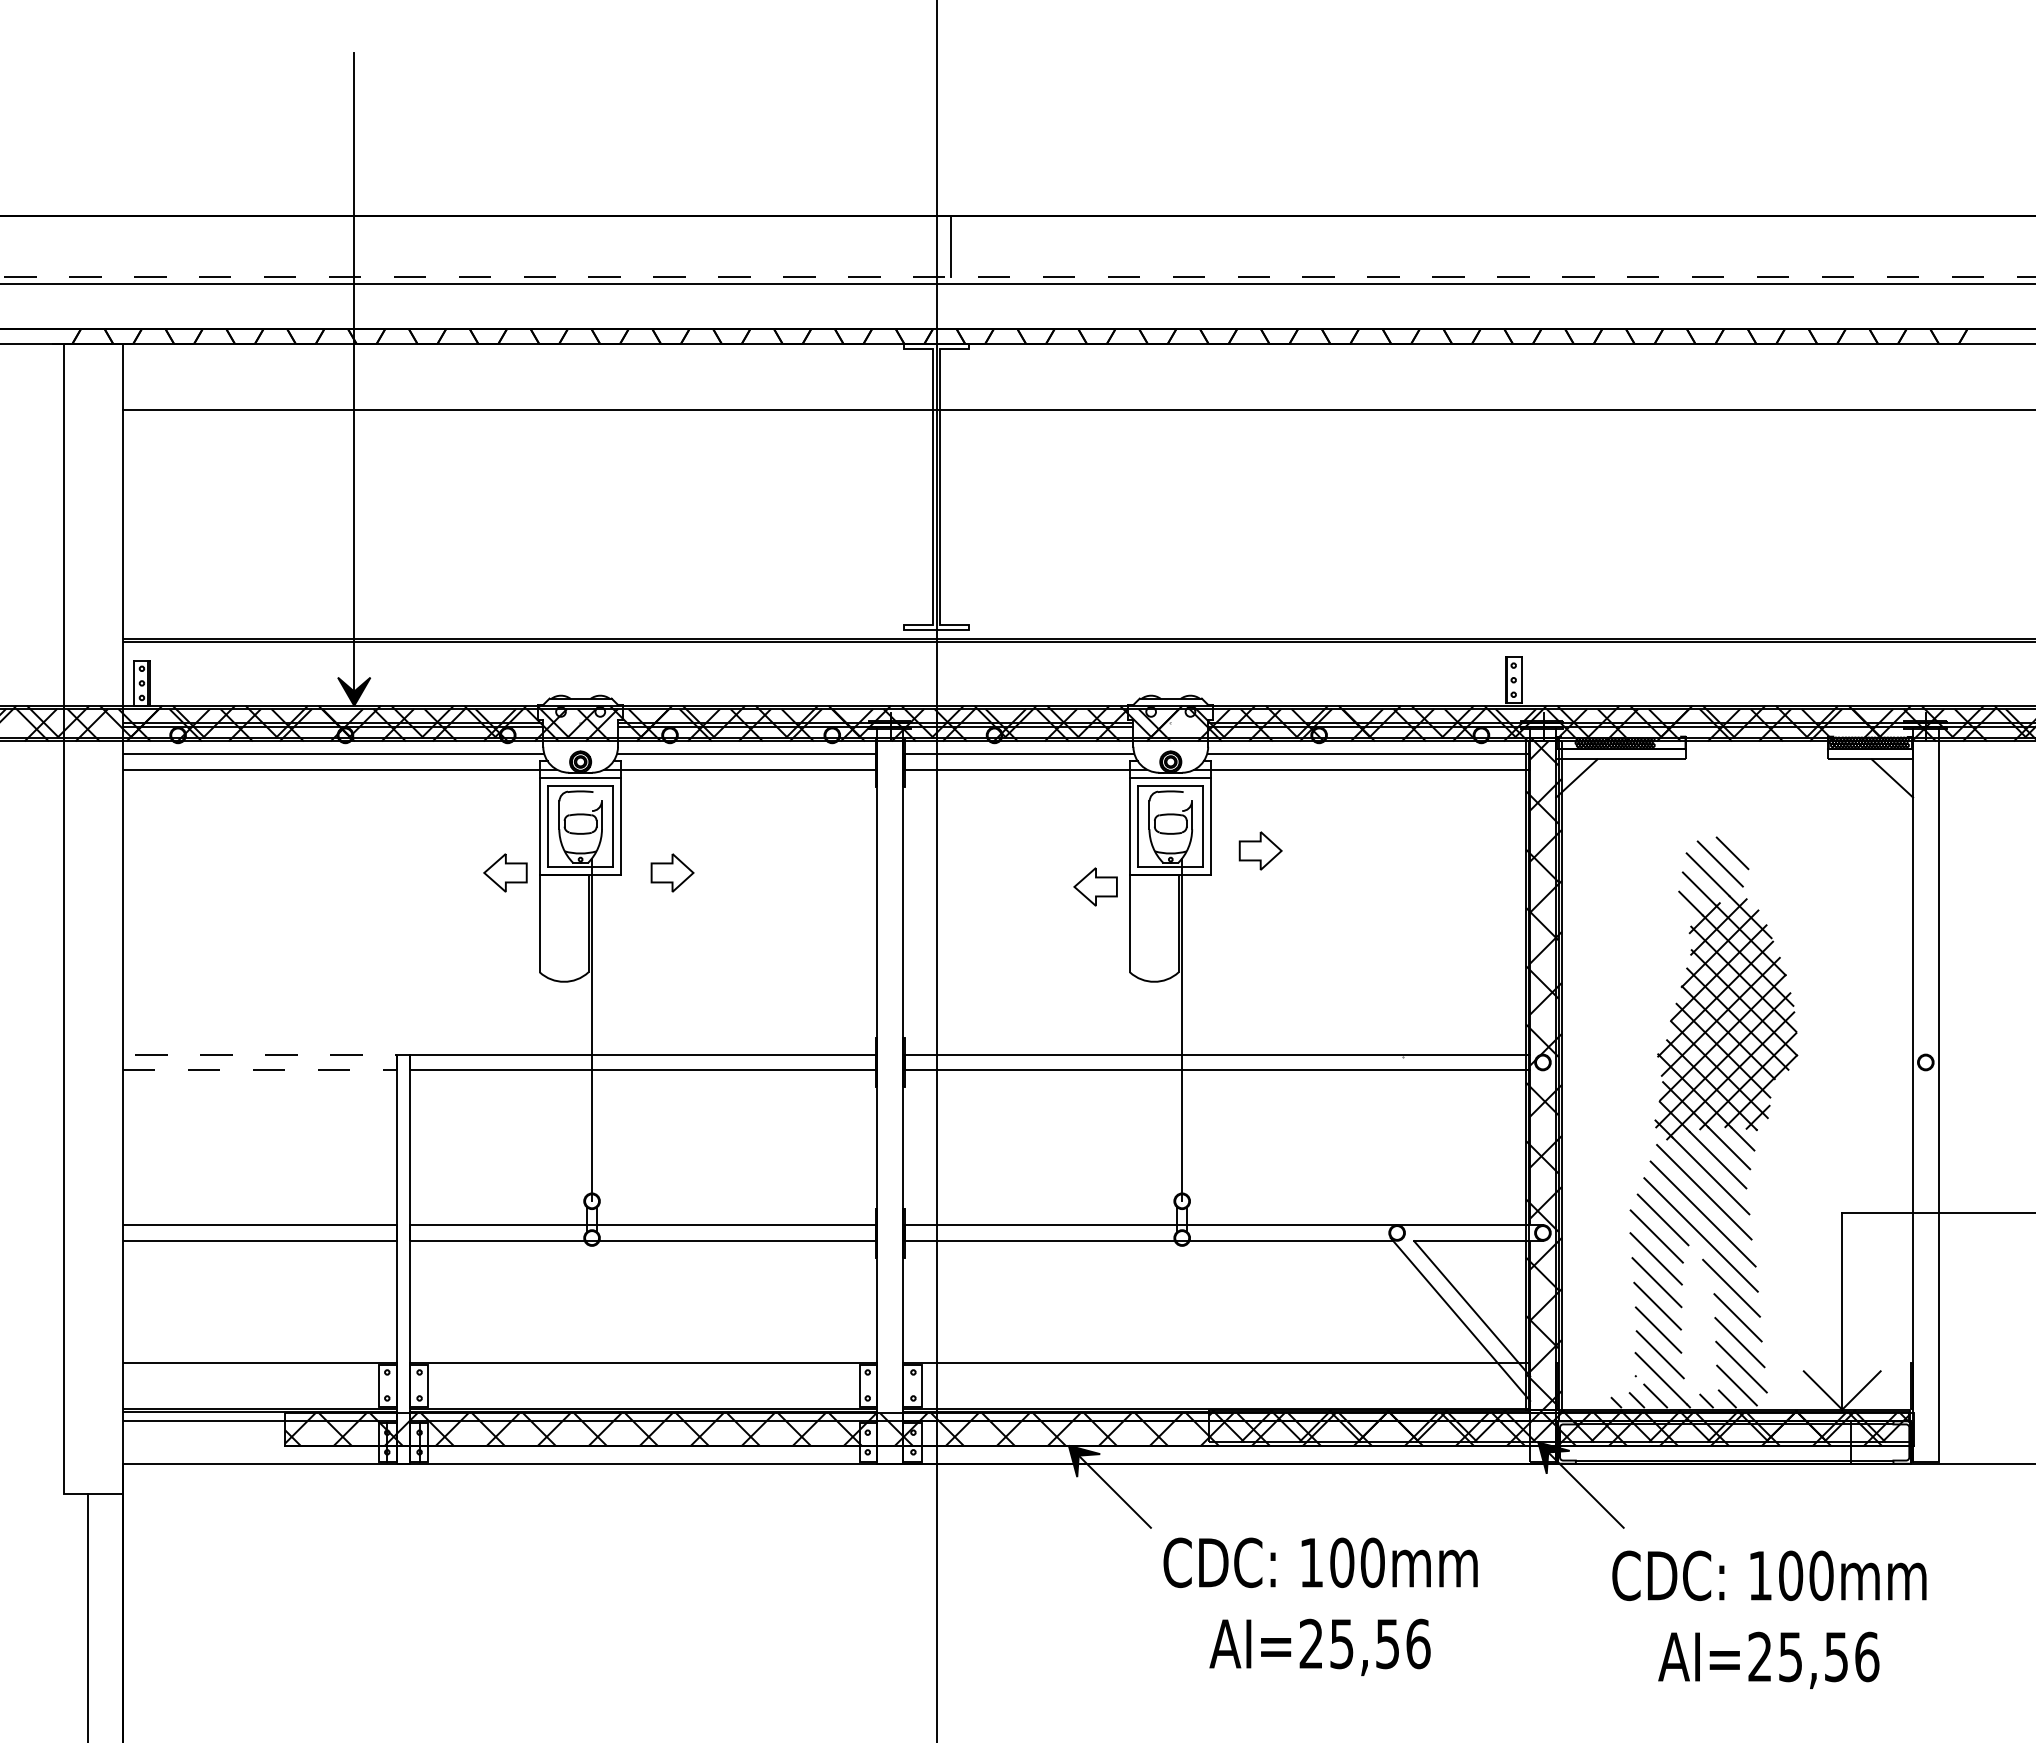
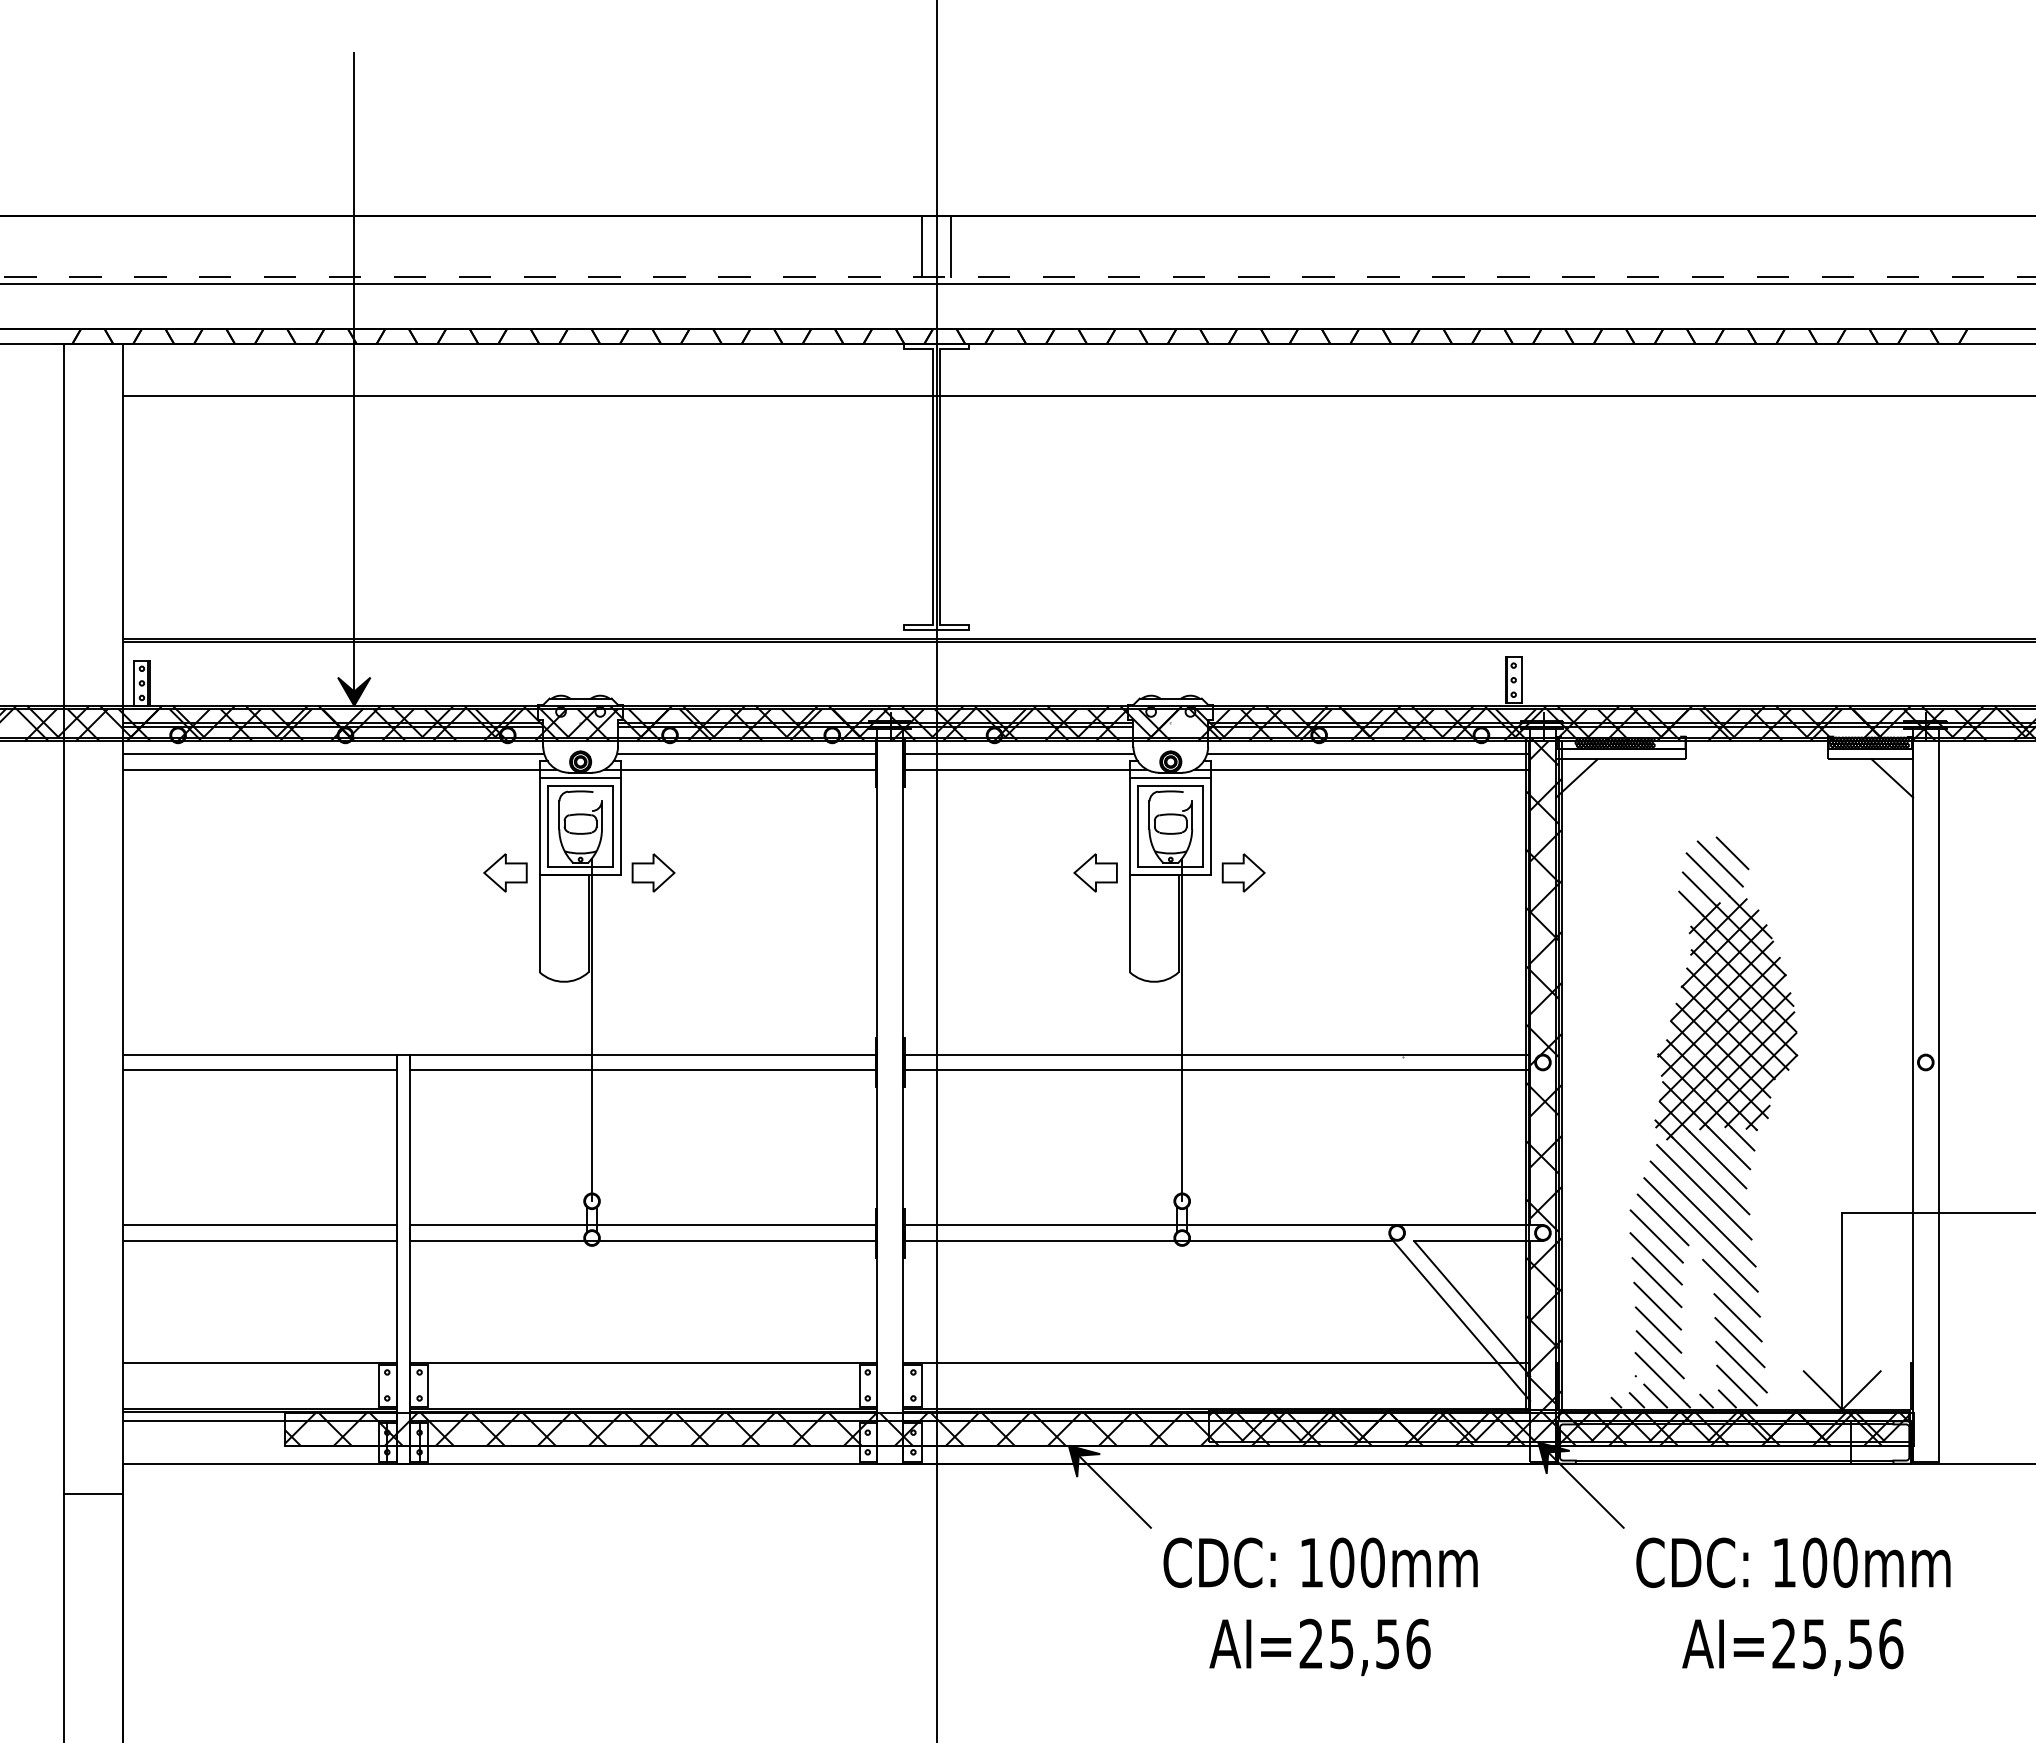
line: none -> present (921, 246)
line position: (1077, 409) -> (1077, 395) (1077, 395)
part position: (1260, 850) -> (1243, 872) (1243, 872)
part position: (672, 872) -> (653, 872) (653, 872)
part position: (1095, 886) -> (1095, 872) (1095, 872)
line: dashed -> solid (397, 1062)
line position: (88, 1616) -> (64, 1616) (64, 1616)
text position: (1769, 1619) -> (1793, 1606) (1793, 1606)
